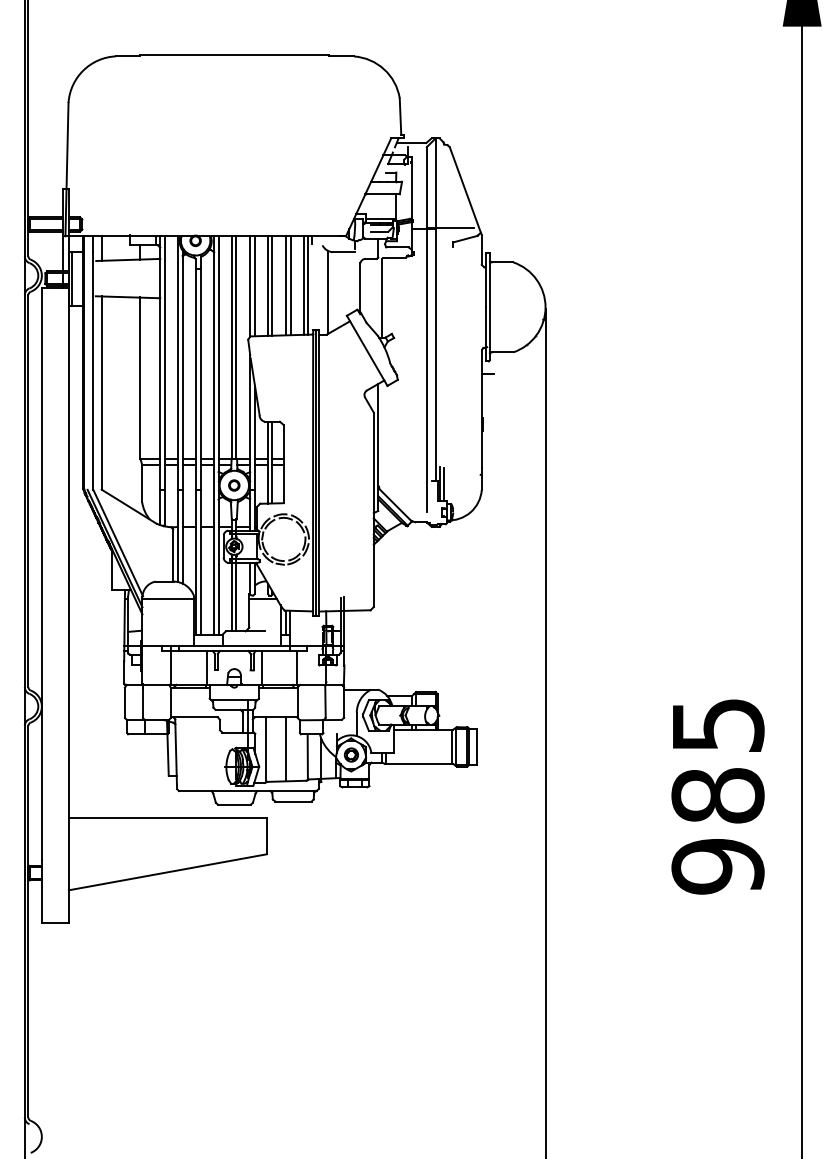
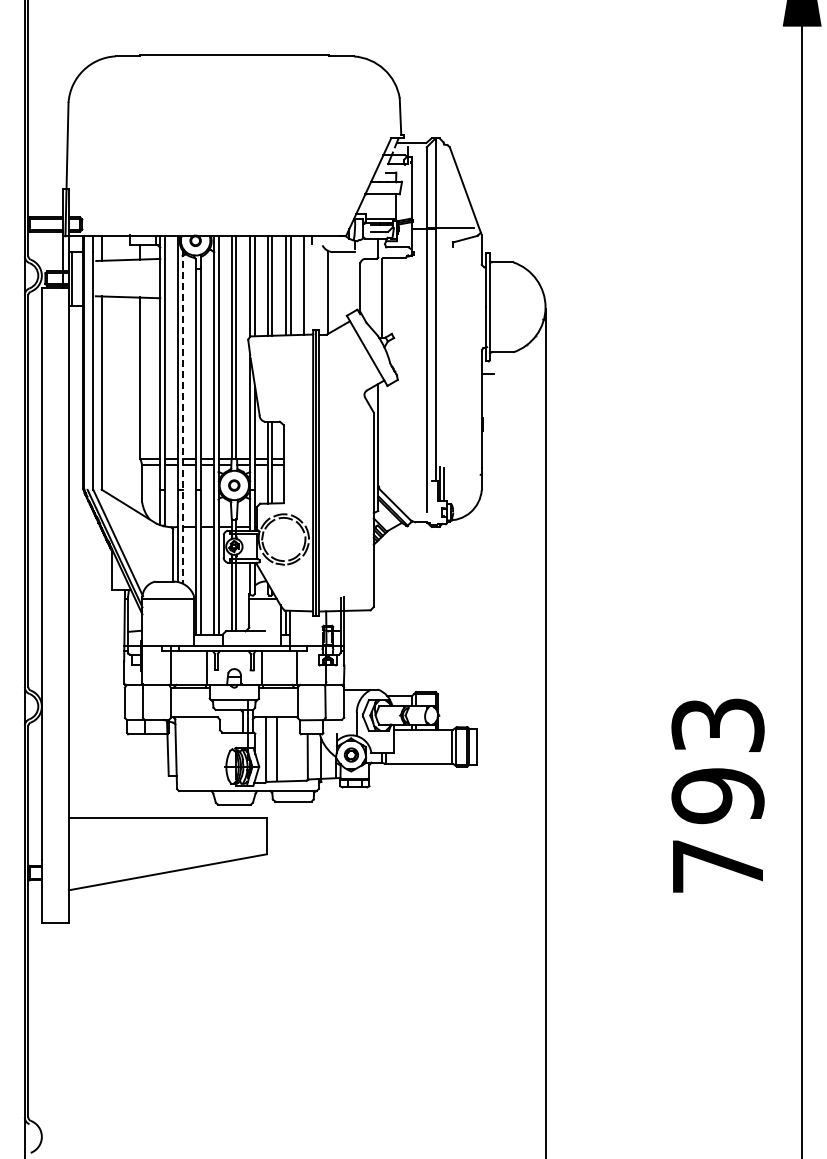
line: present -> none (308, 285)
line: solid -> dashed (182, 417)
line position: (285, 749) -> (276, 749) (276, 749)
text: 985 -> 793 (717, 796)
